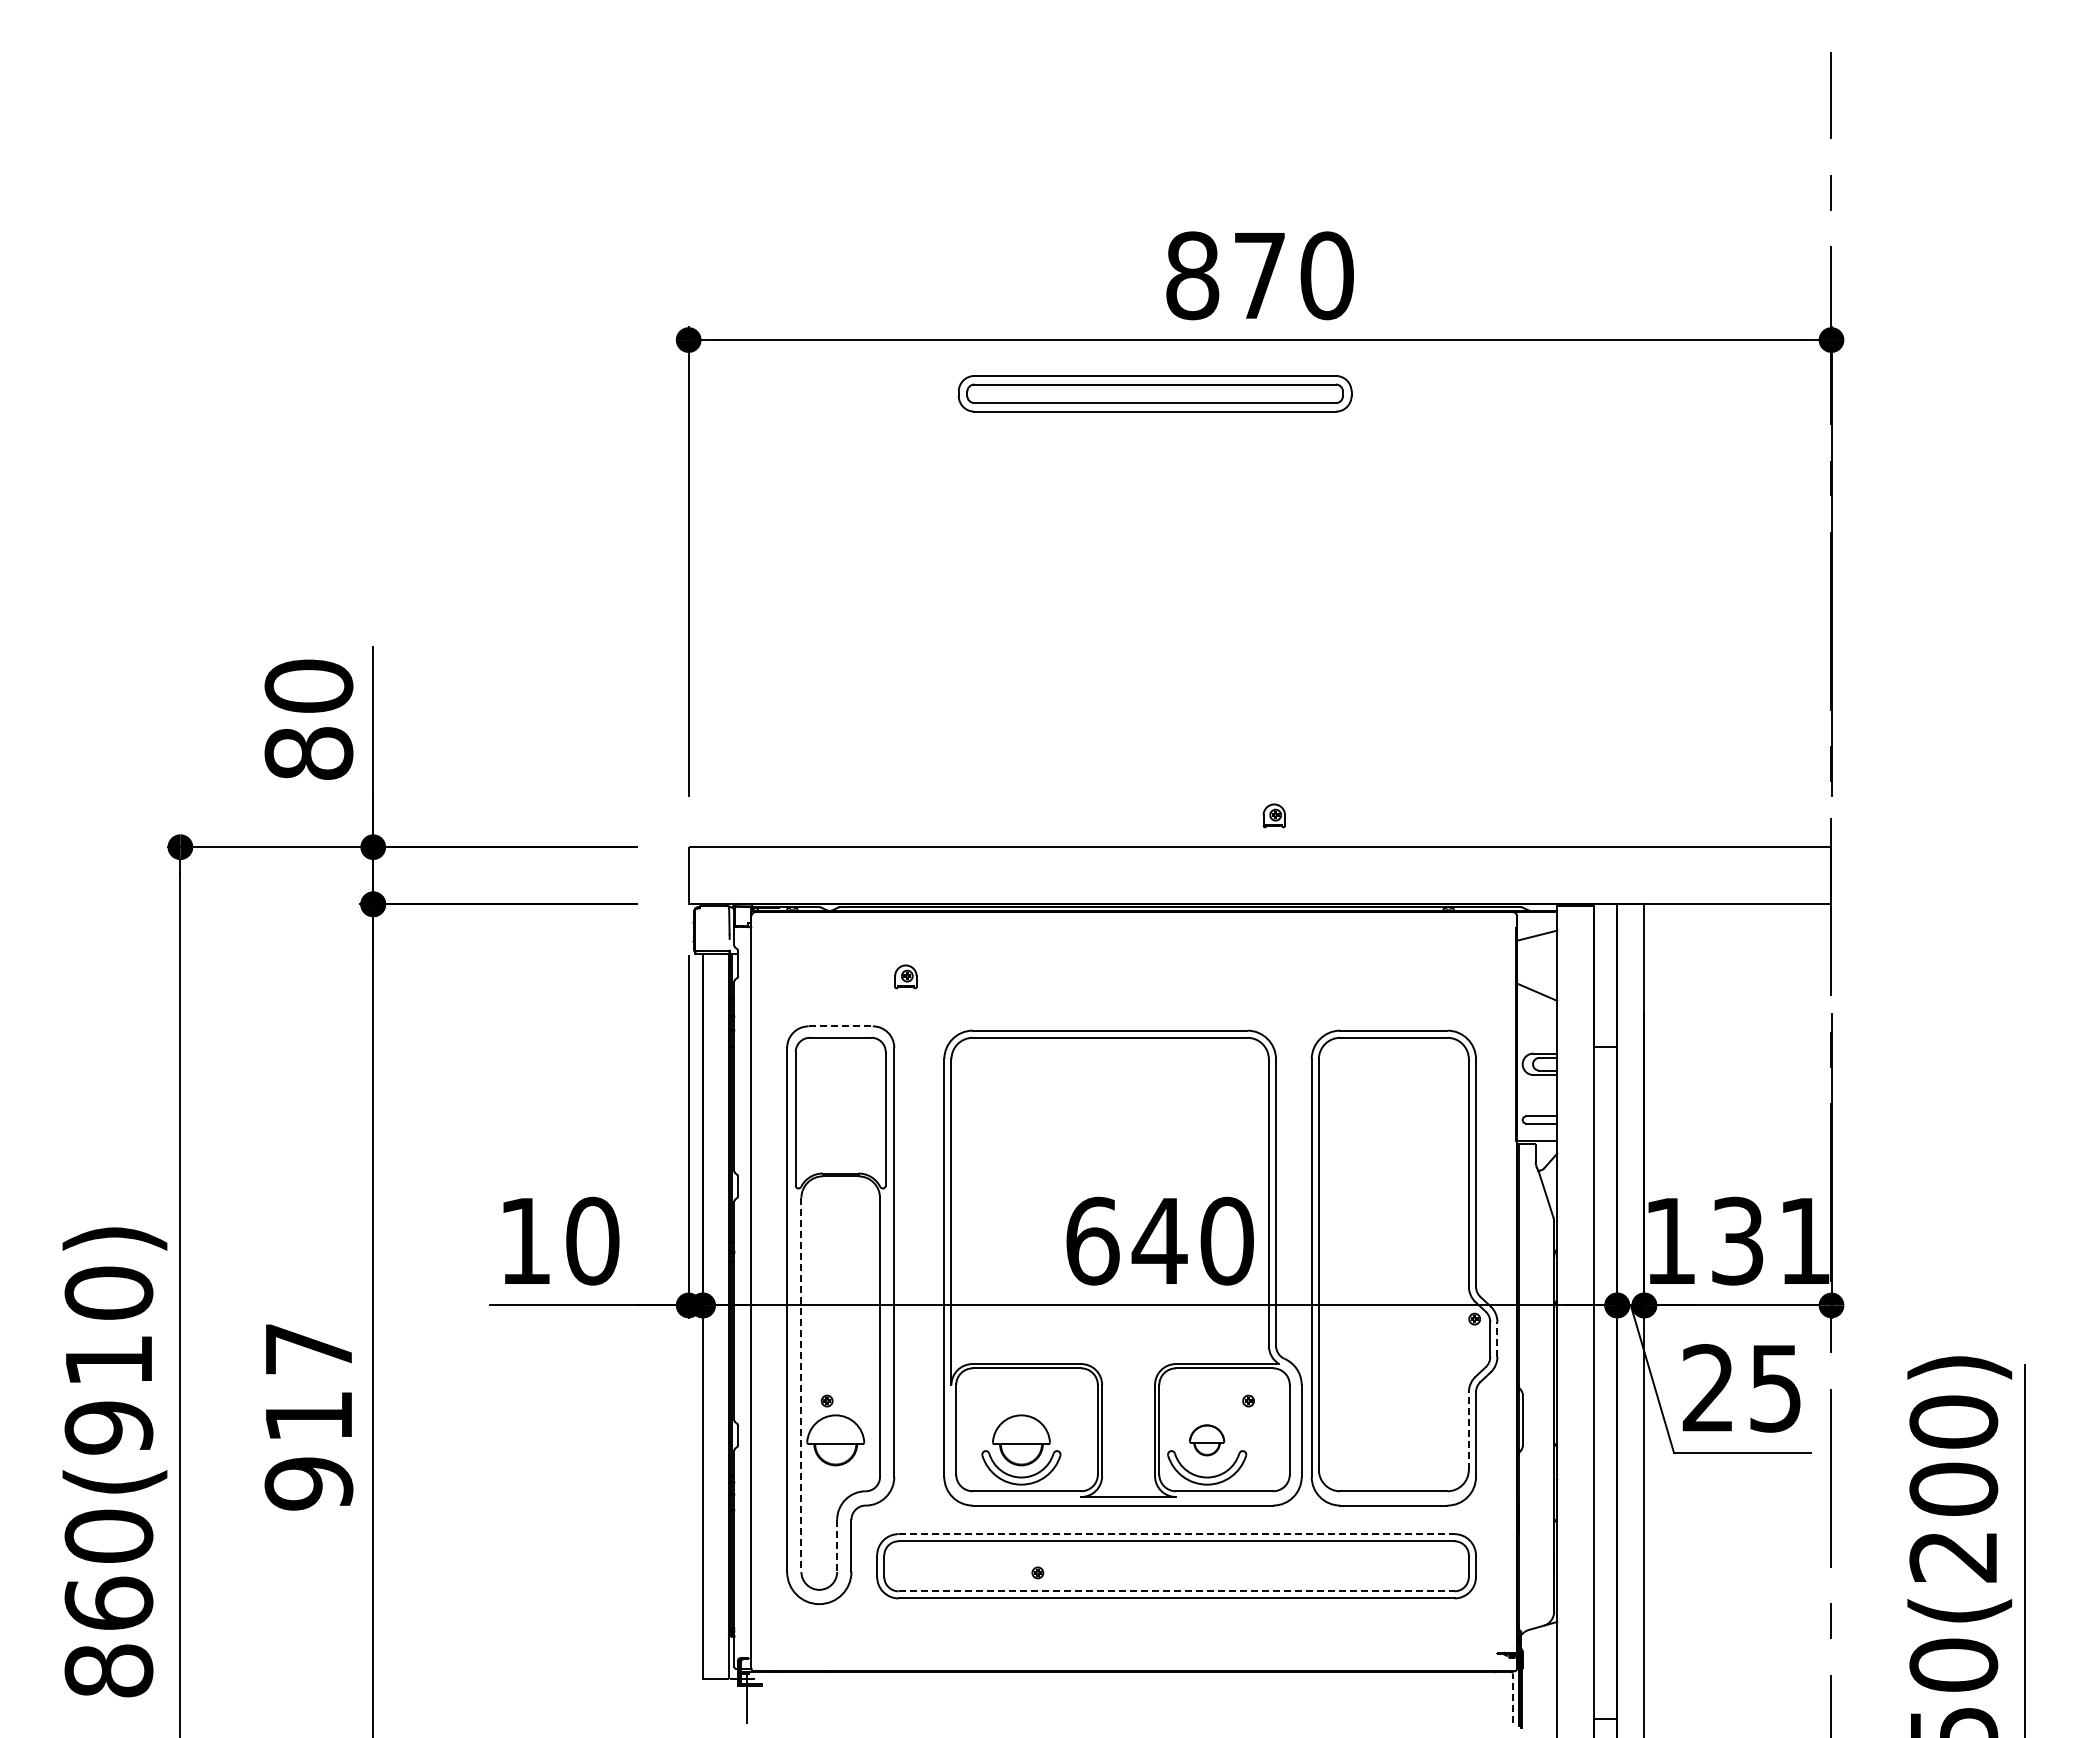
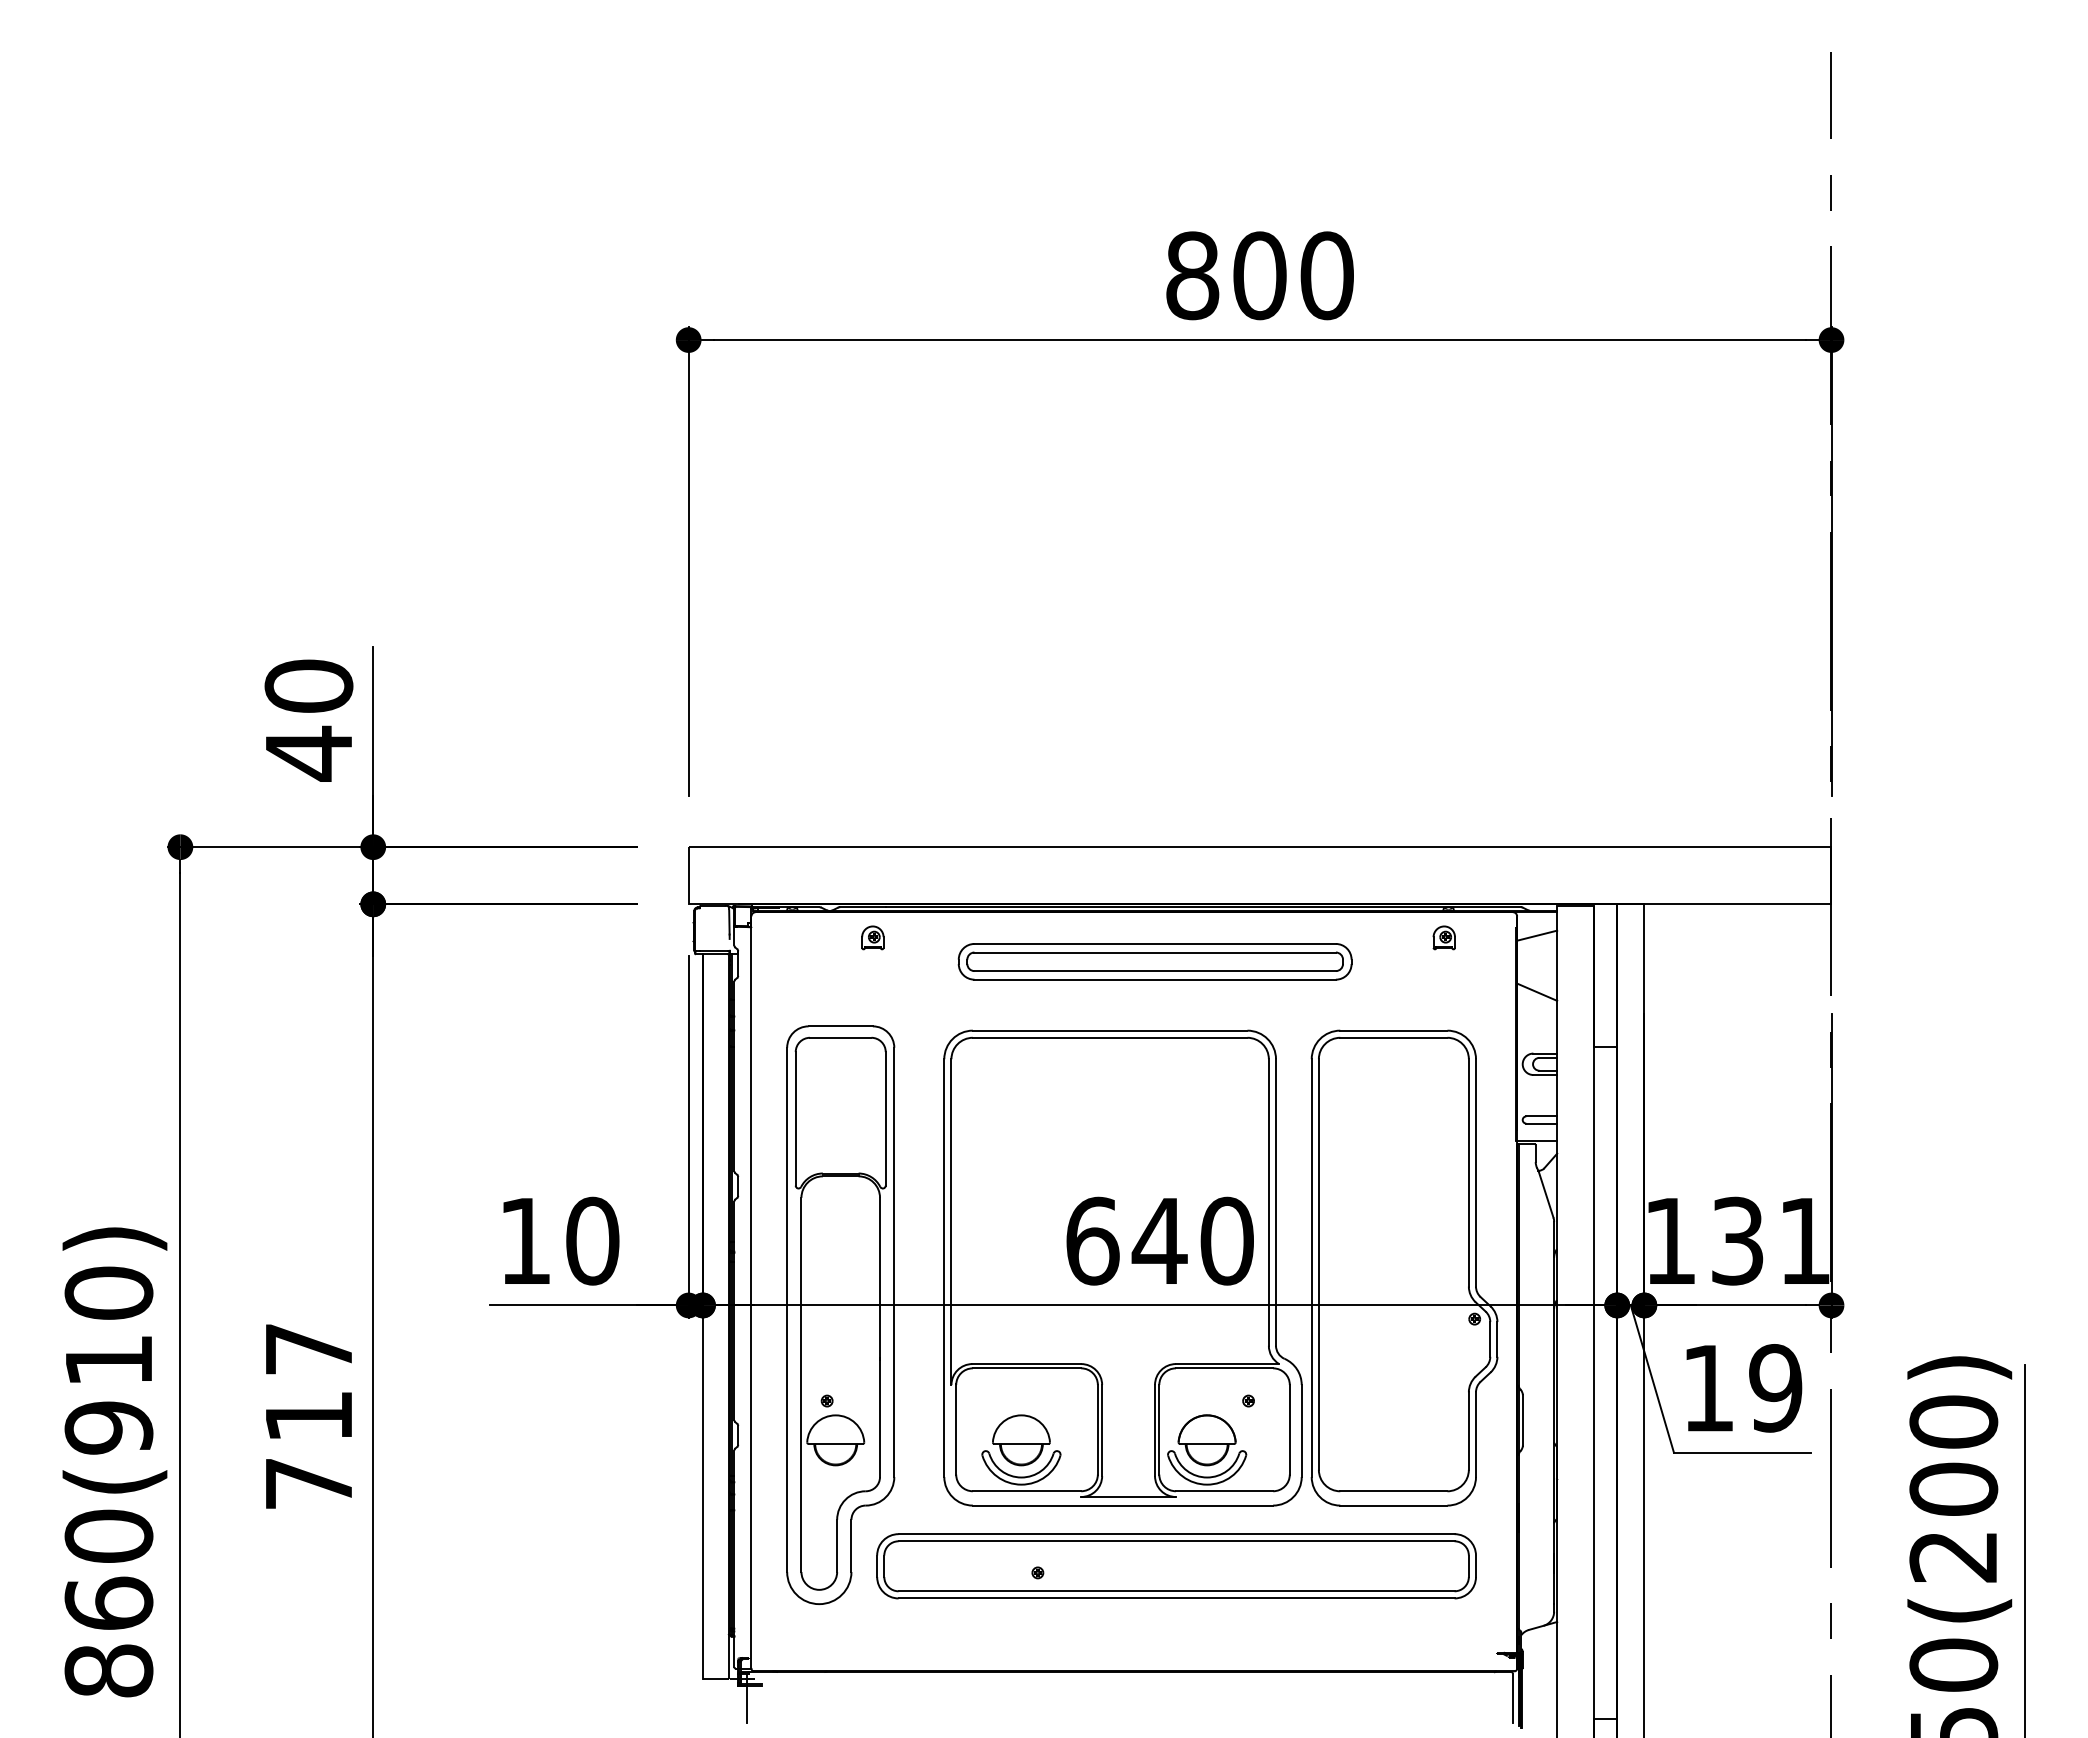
text: 870 -> 800 (1259, 275)
part position: (1154, 393) -> (1154, 961) (1154, 961)
text: 80 -> 40 (308, 753)
part position: (1273, 815) -> (1443, 937) (1443, 937)
part position: (905, 976) -> (872, 937) (872, 937)
line: dashed -> solid (841, 1026)
line: dashed -> solid (1497, 1338)
line: dashed -> solid (801, 1385)
text: 25 -> 19 (1742, 1388)
line: dashed -> solid (1468, 1431)
part size: 37x33 px -> 60x53 px (1206, 1440)
text: 917 -> 717 (308, 1483)
line: dashed -> solid (1176, 1534)
line: dashed -> solid (837, 1546)
line: dashed -> solid (1176, 1591)
line: dashed -> solid (1512, 1698)
